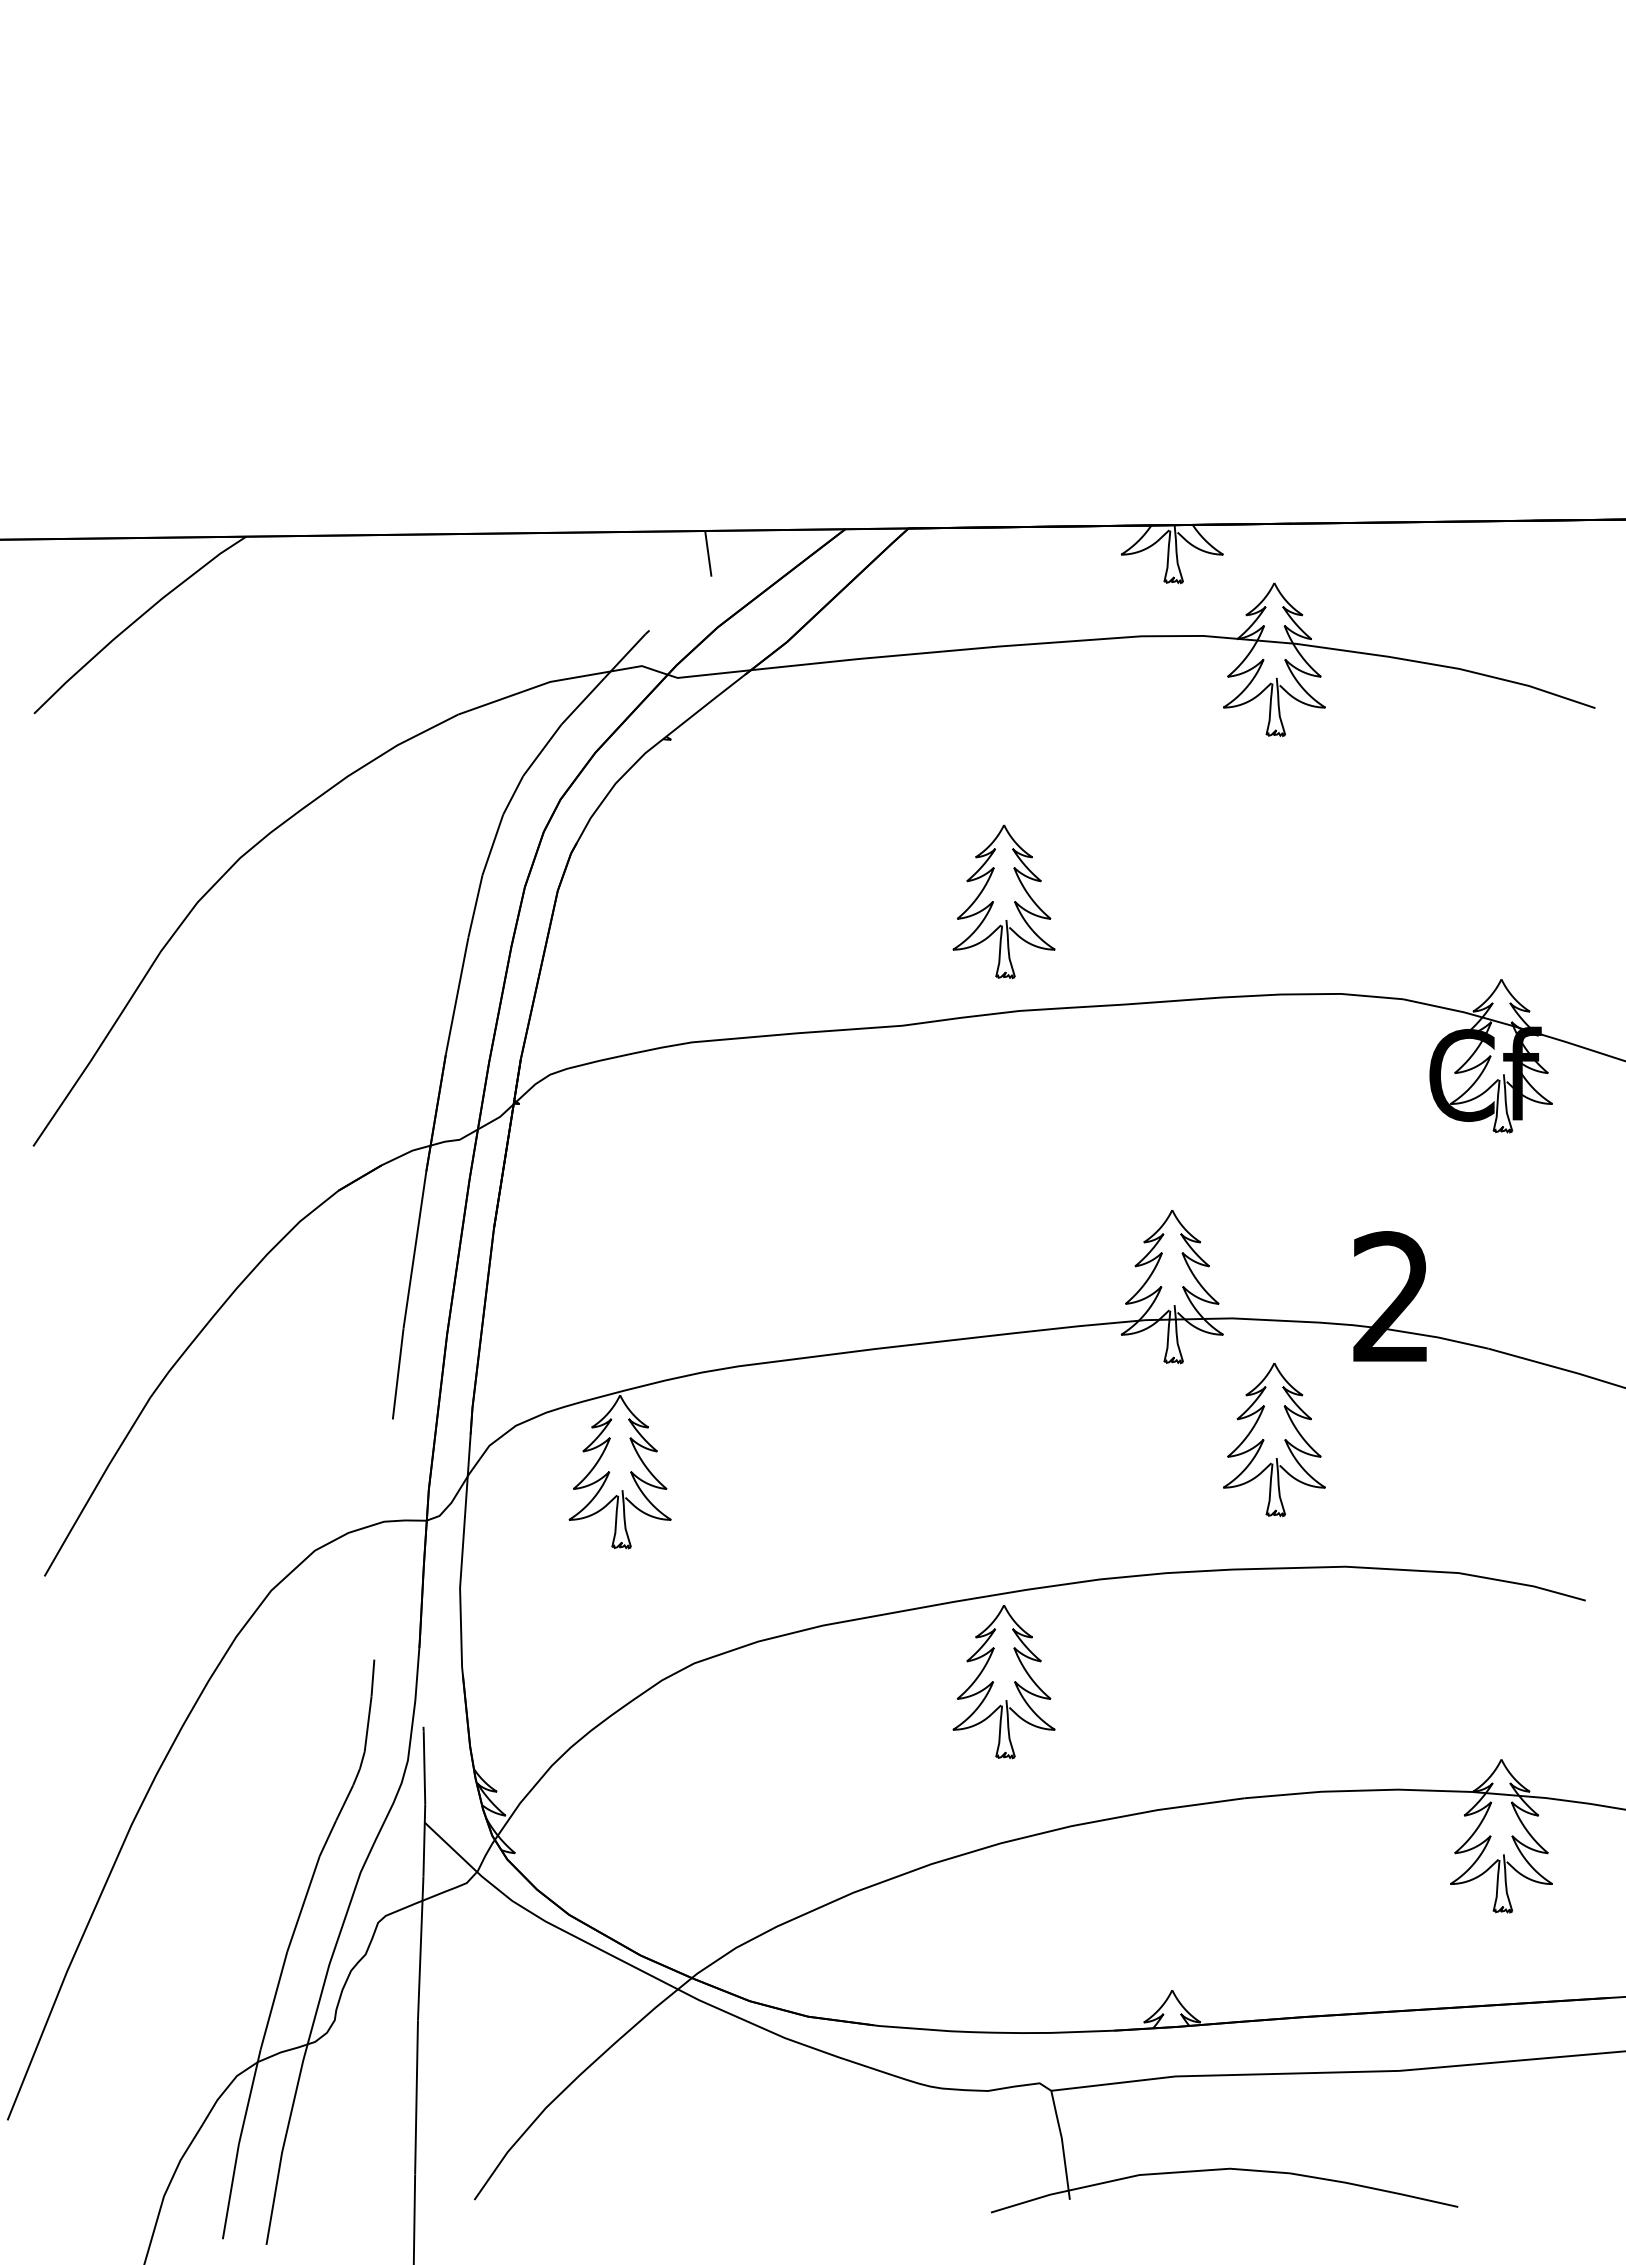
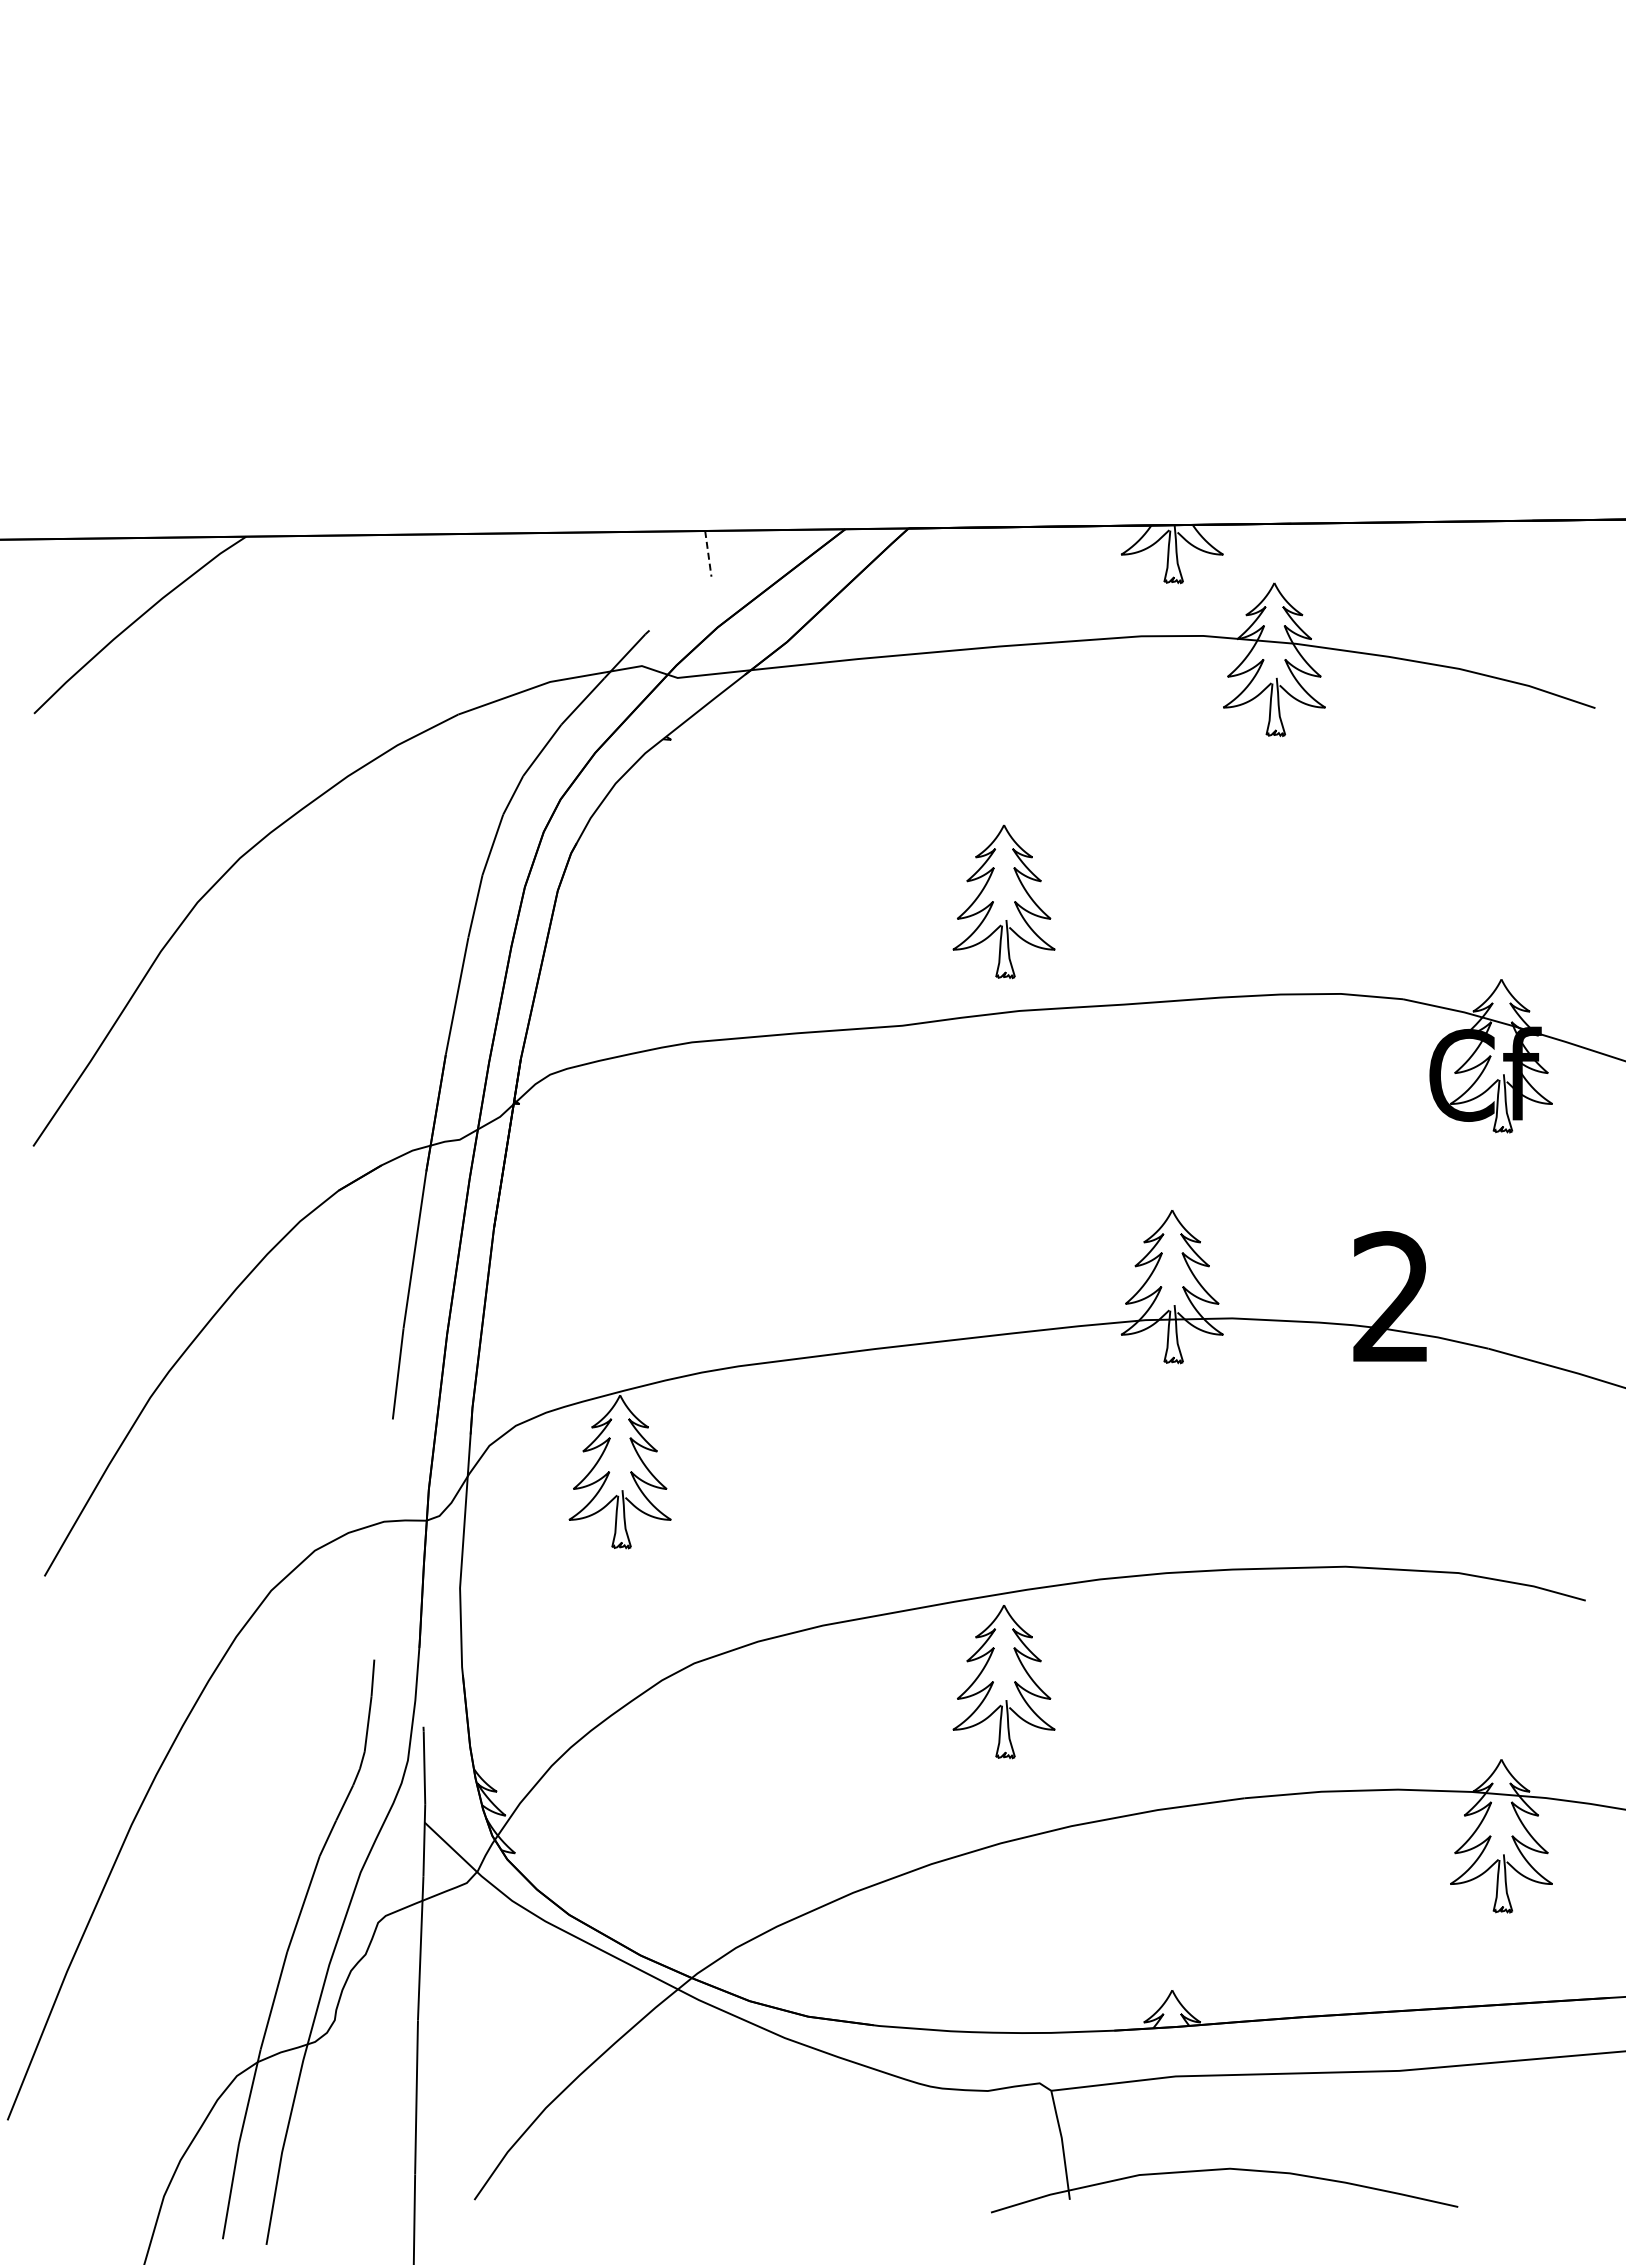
line: solid -> dashed (708, 554)
part: present -> none (1274, 1439)
